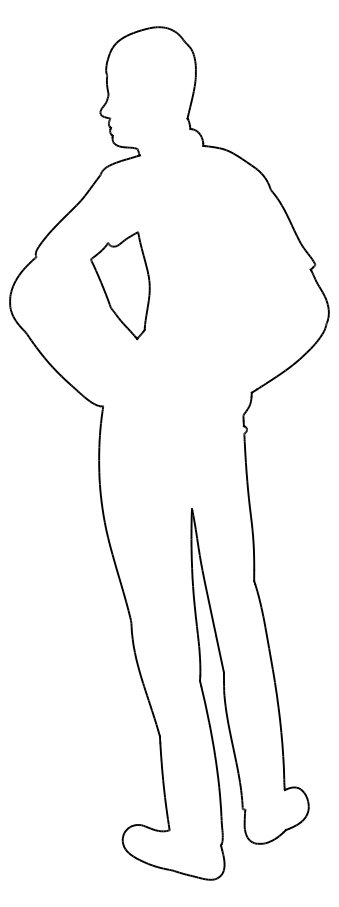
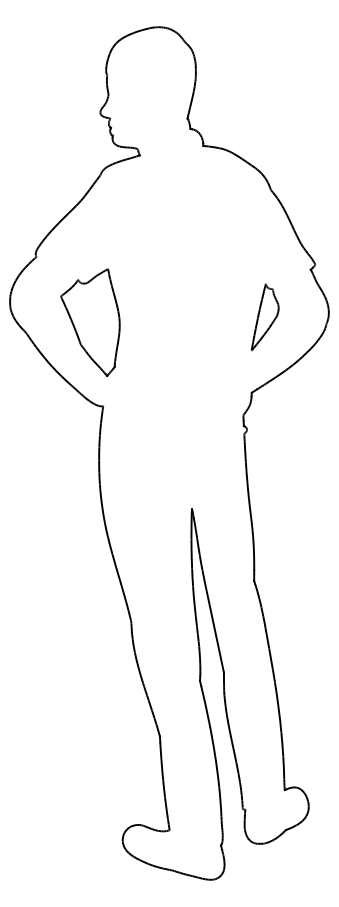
part position: (120, 285) -> (90, 322) (90, 322)
part: none -> present (264, 317)
